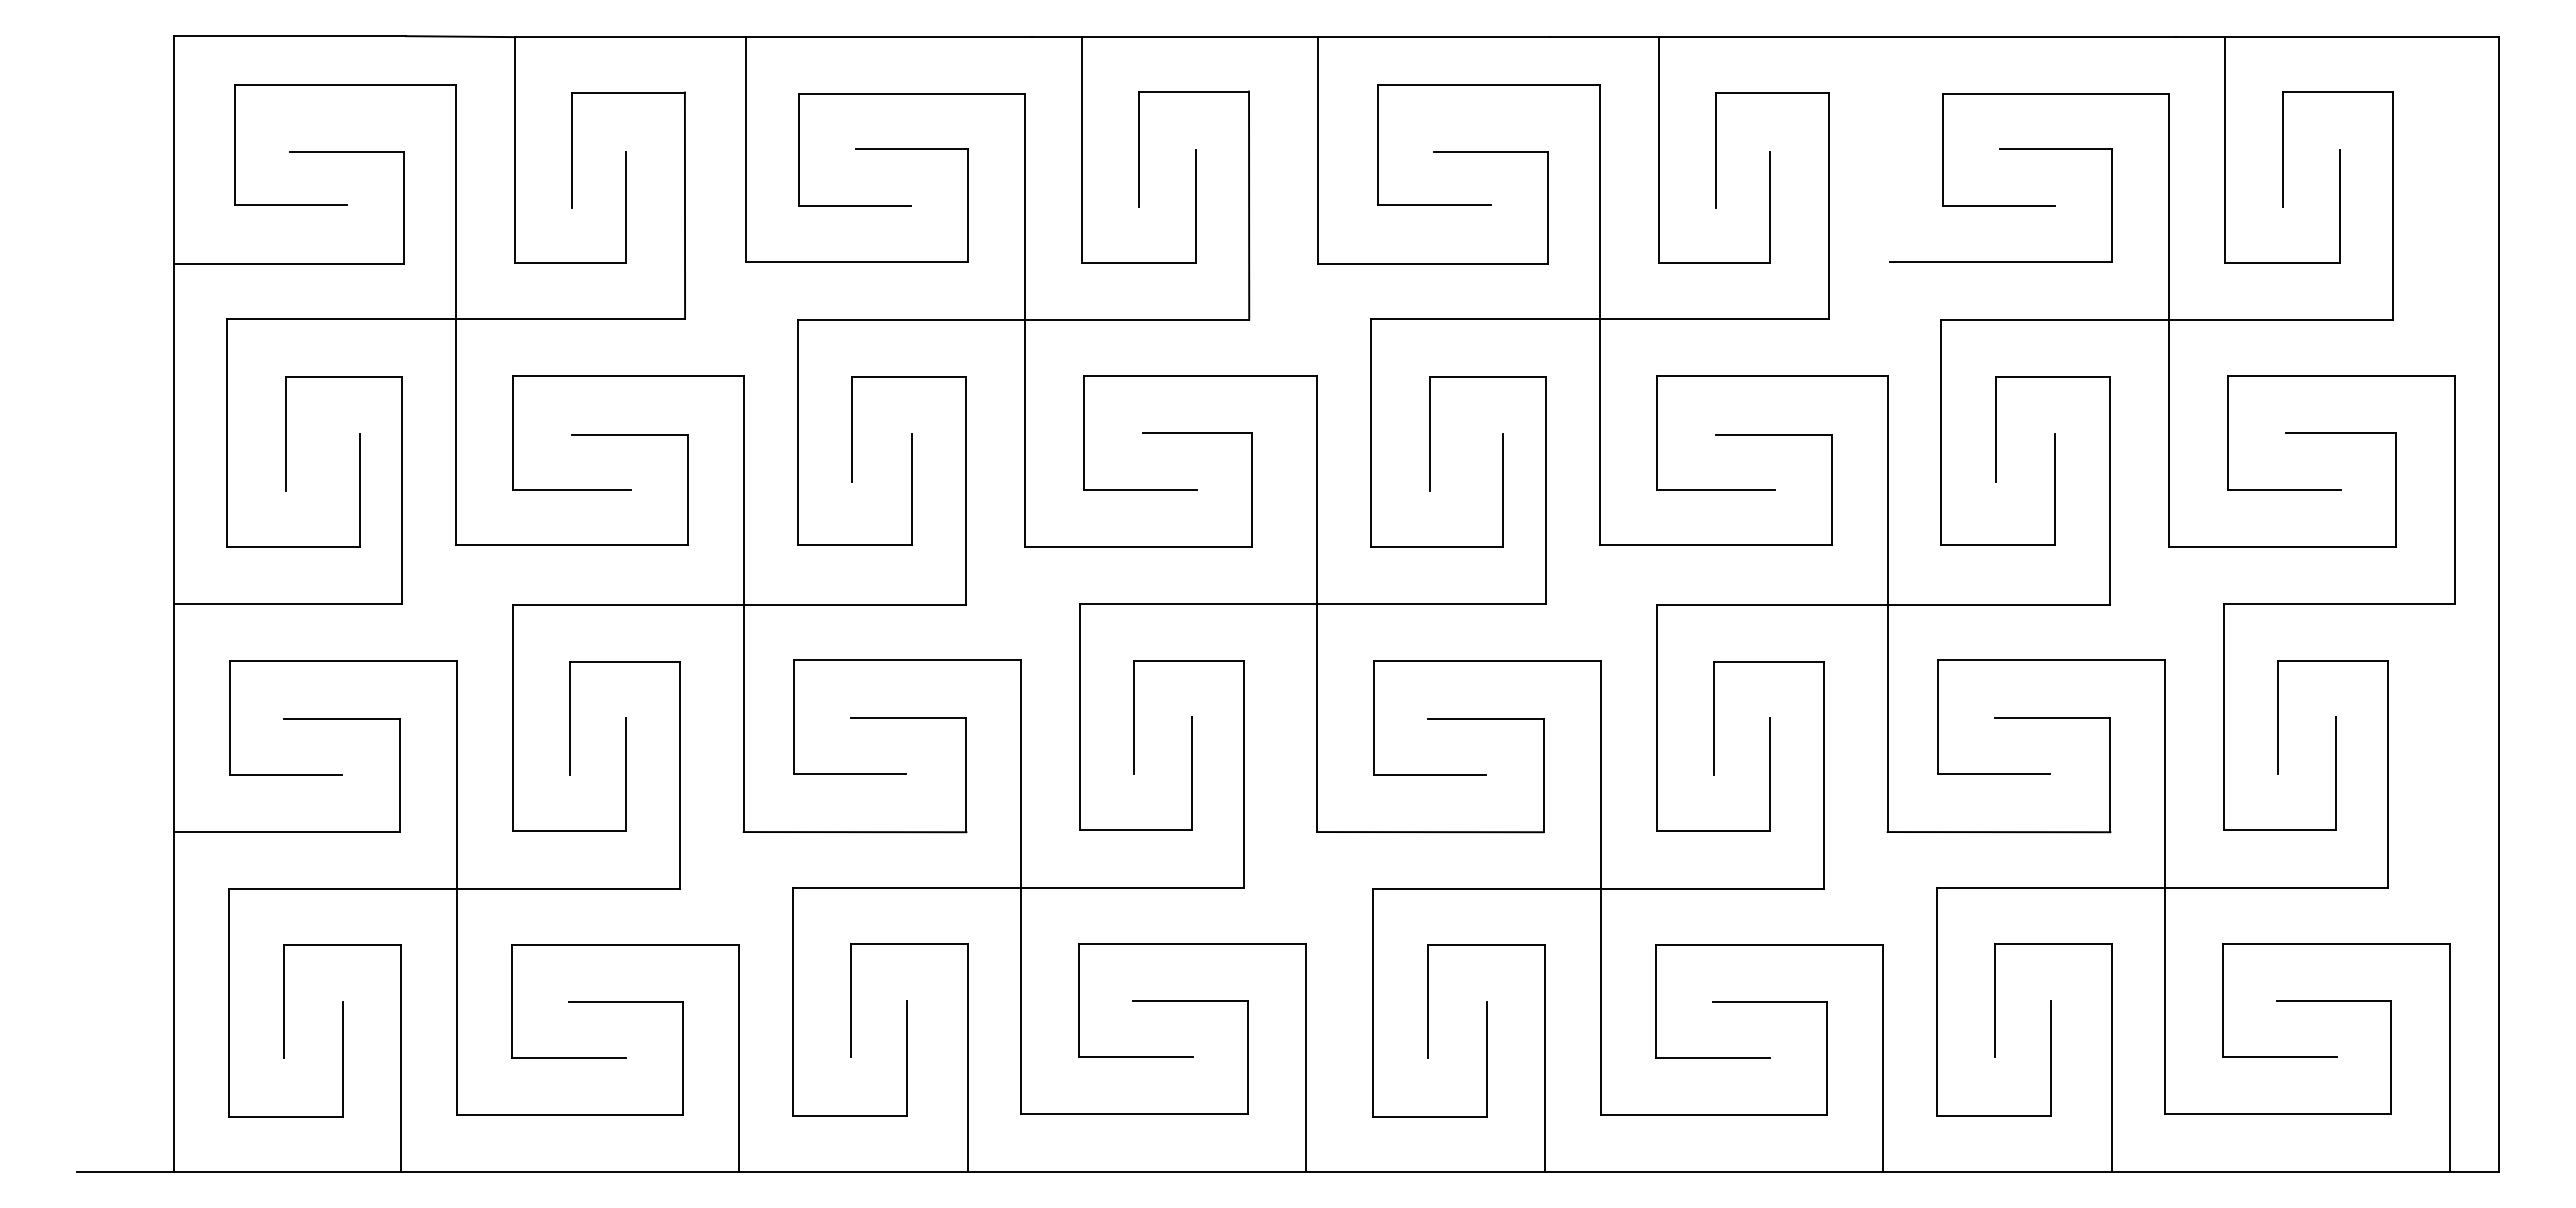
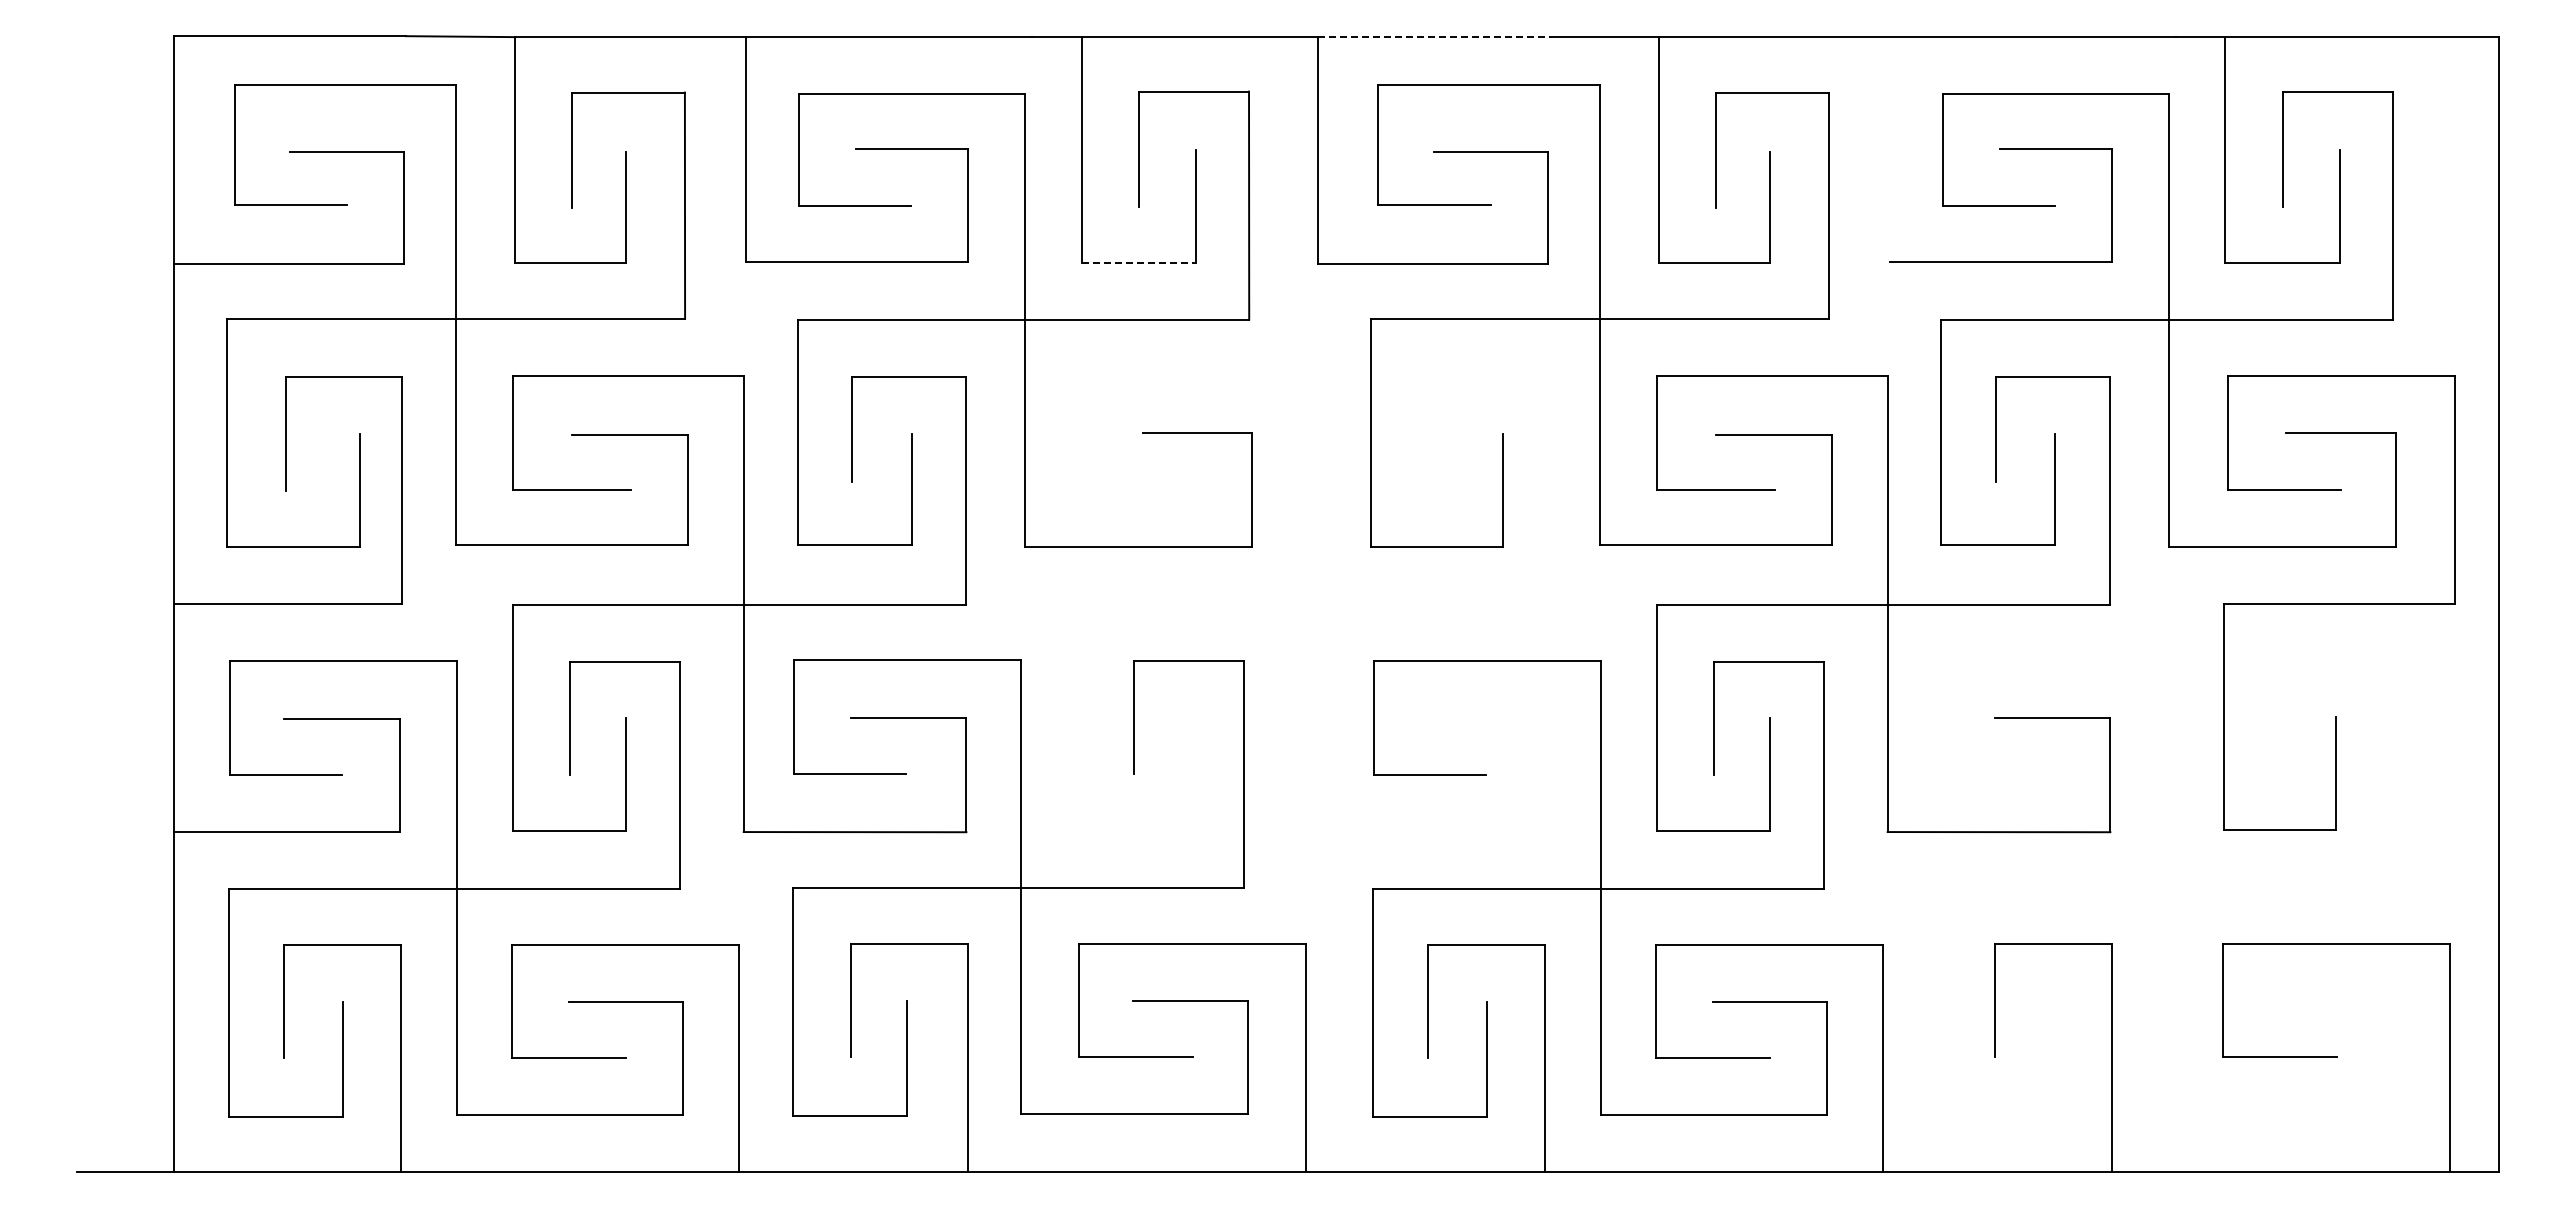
line: solid -> dashed (1434, 37)
line: solid -> dashed (1139, 262)
part: present -> none (1312, 604)
part: present -> none (2163, 887)
